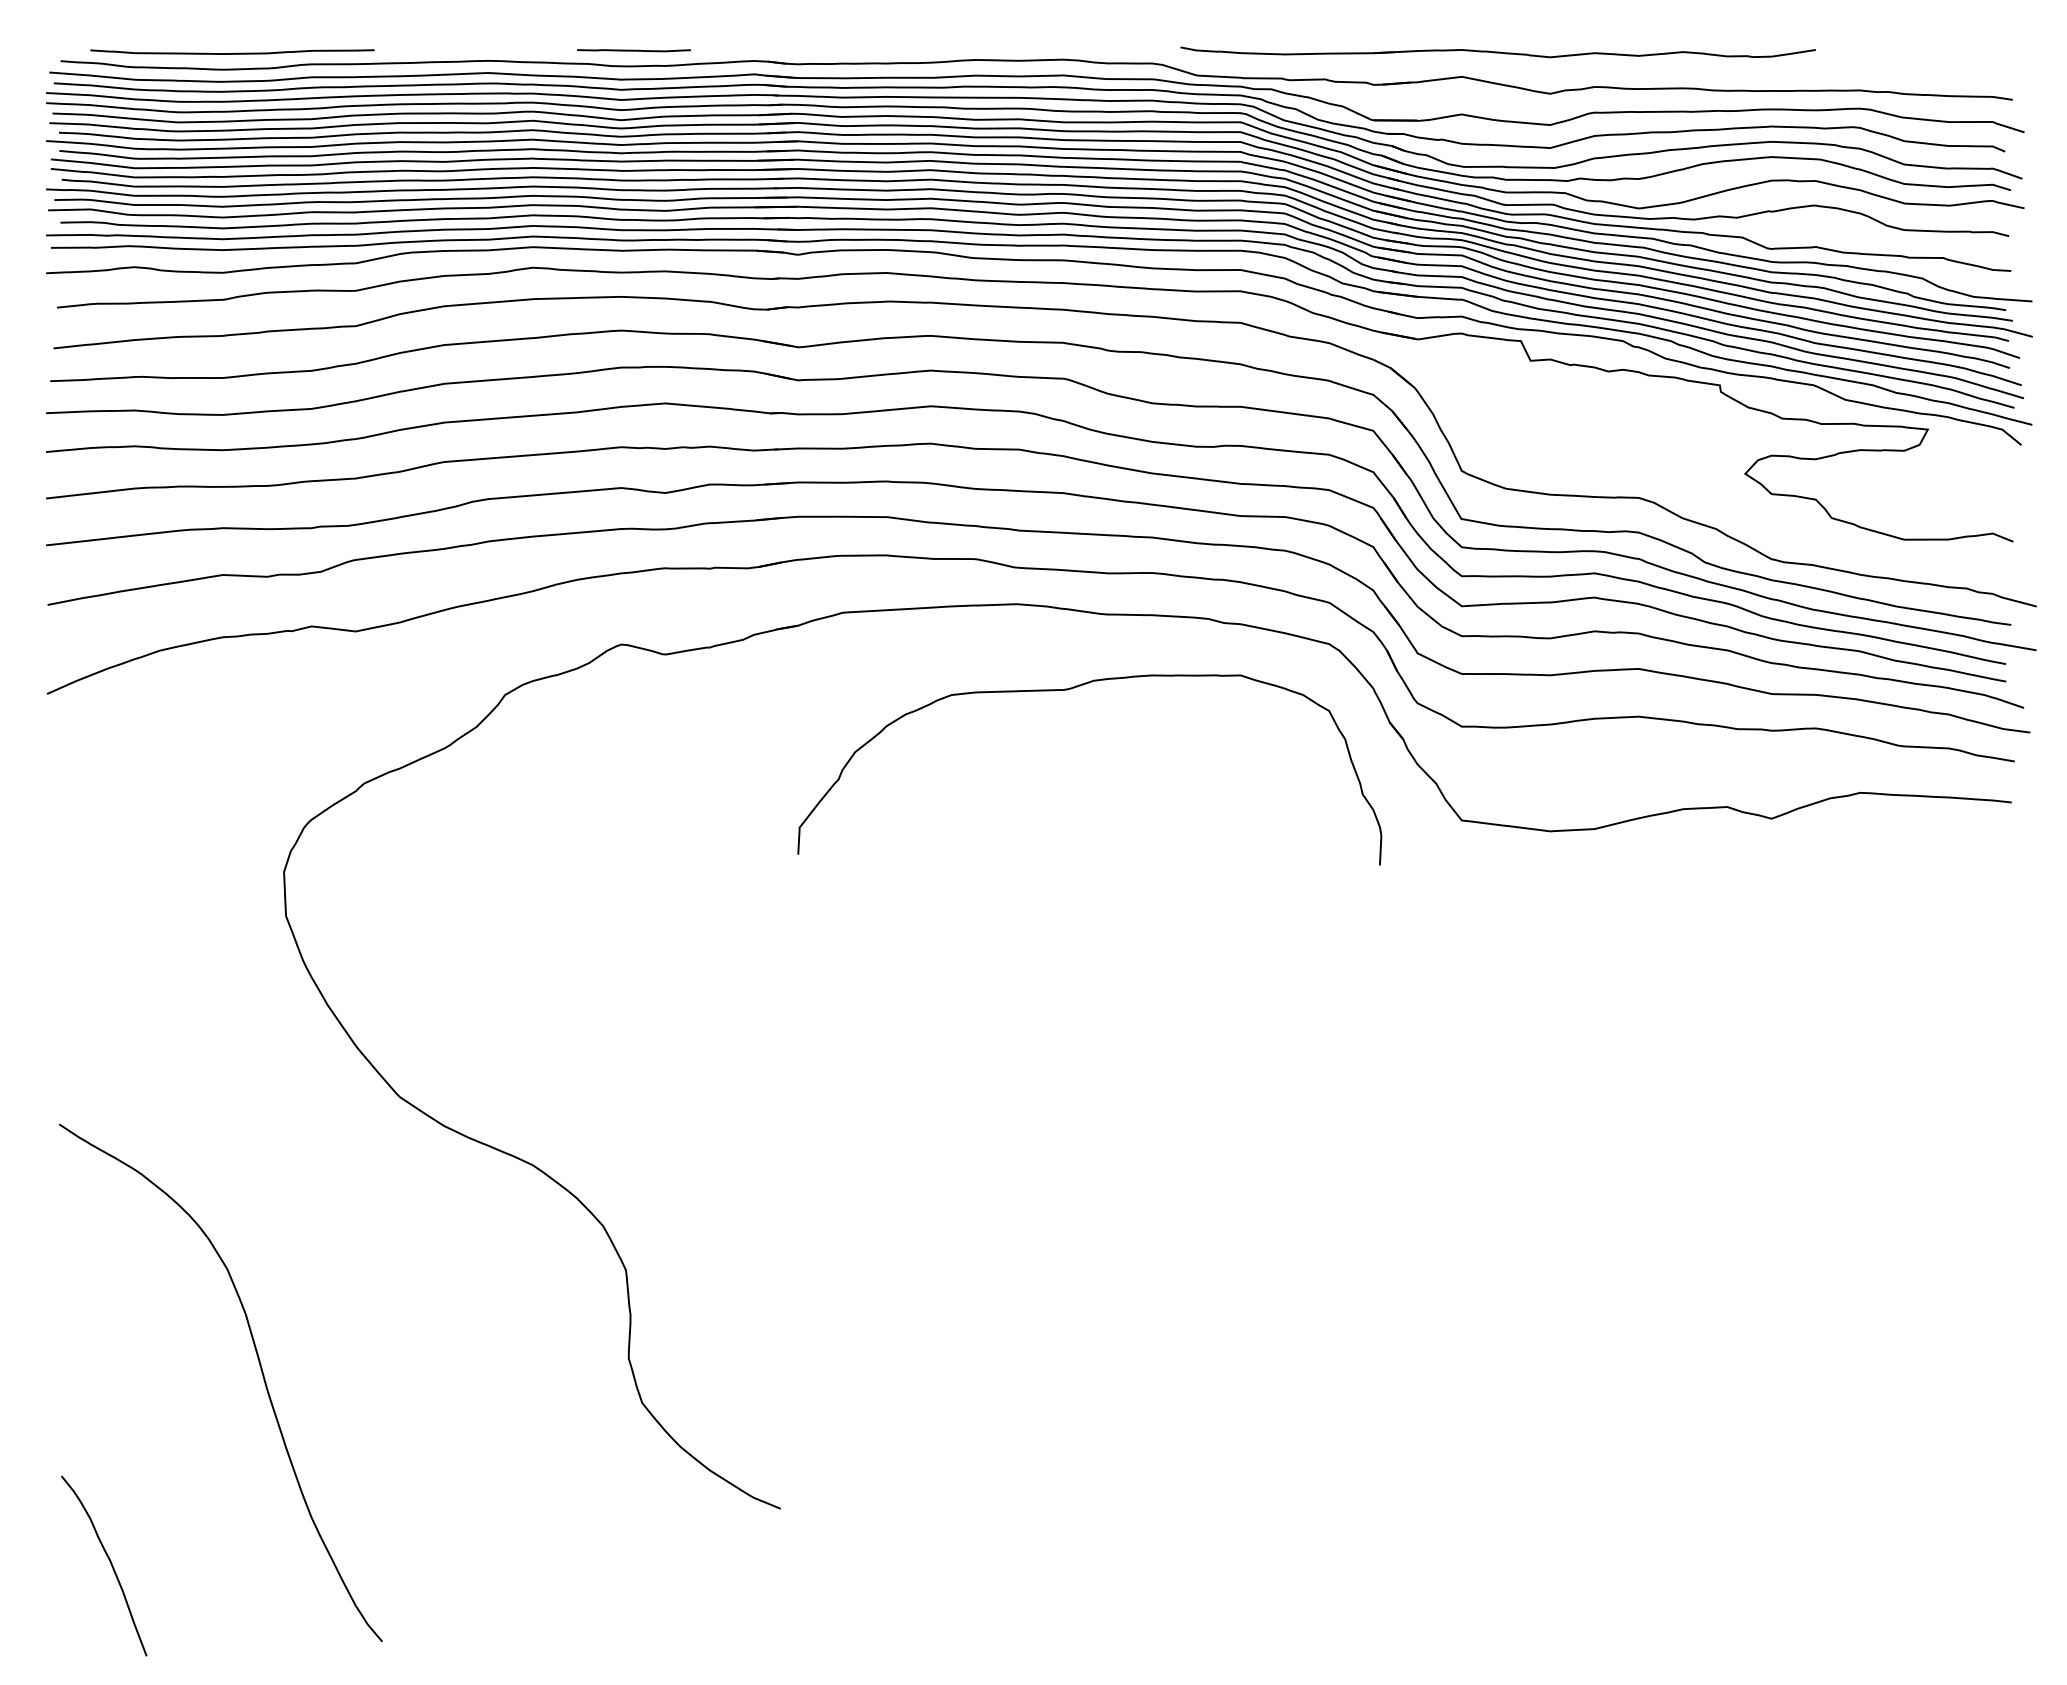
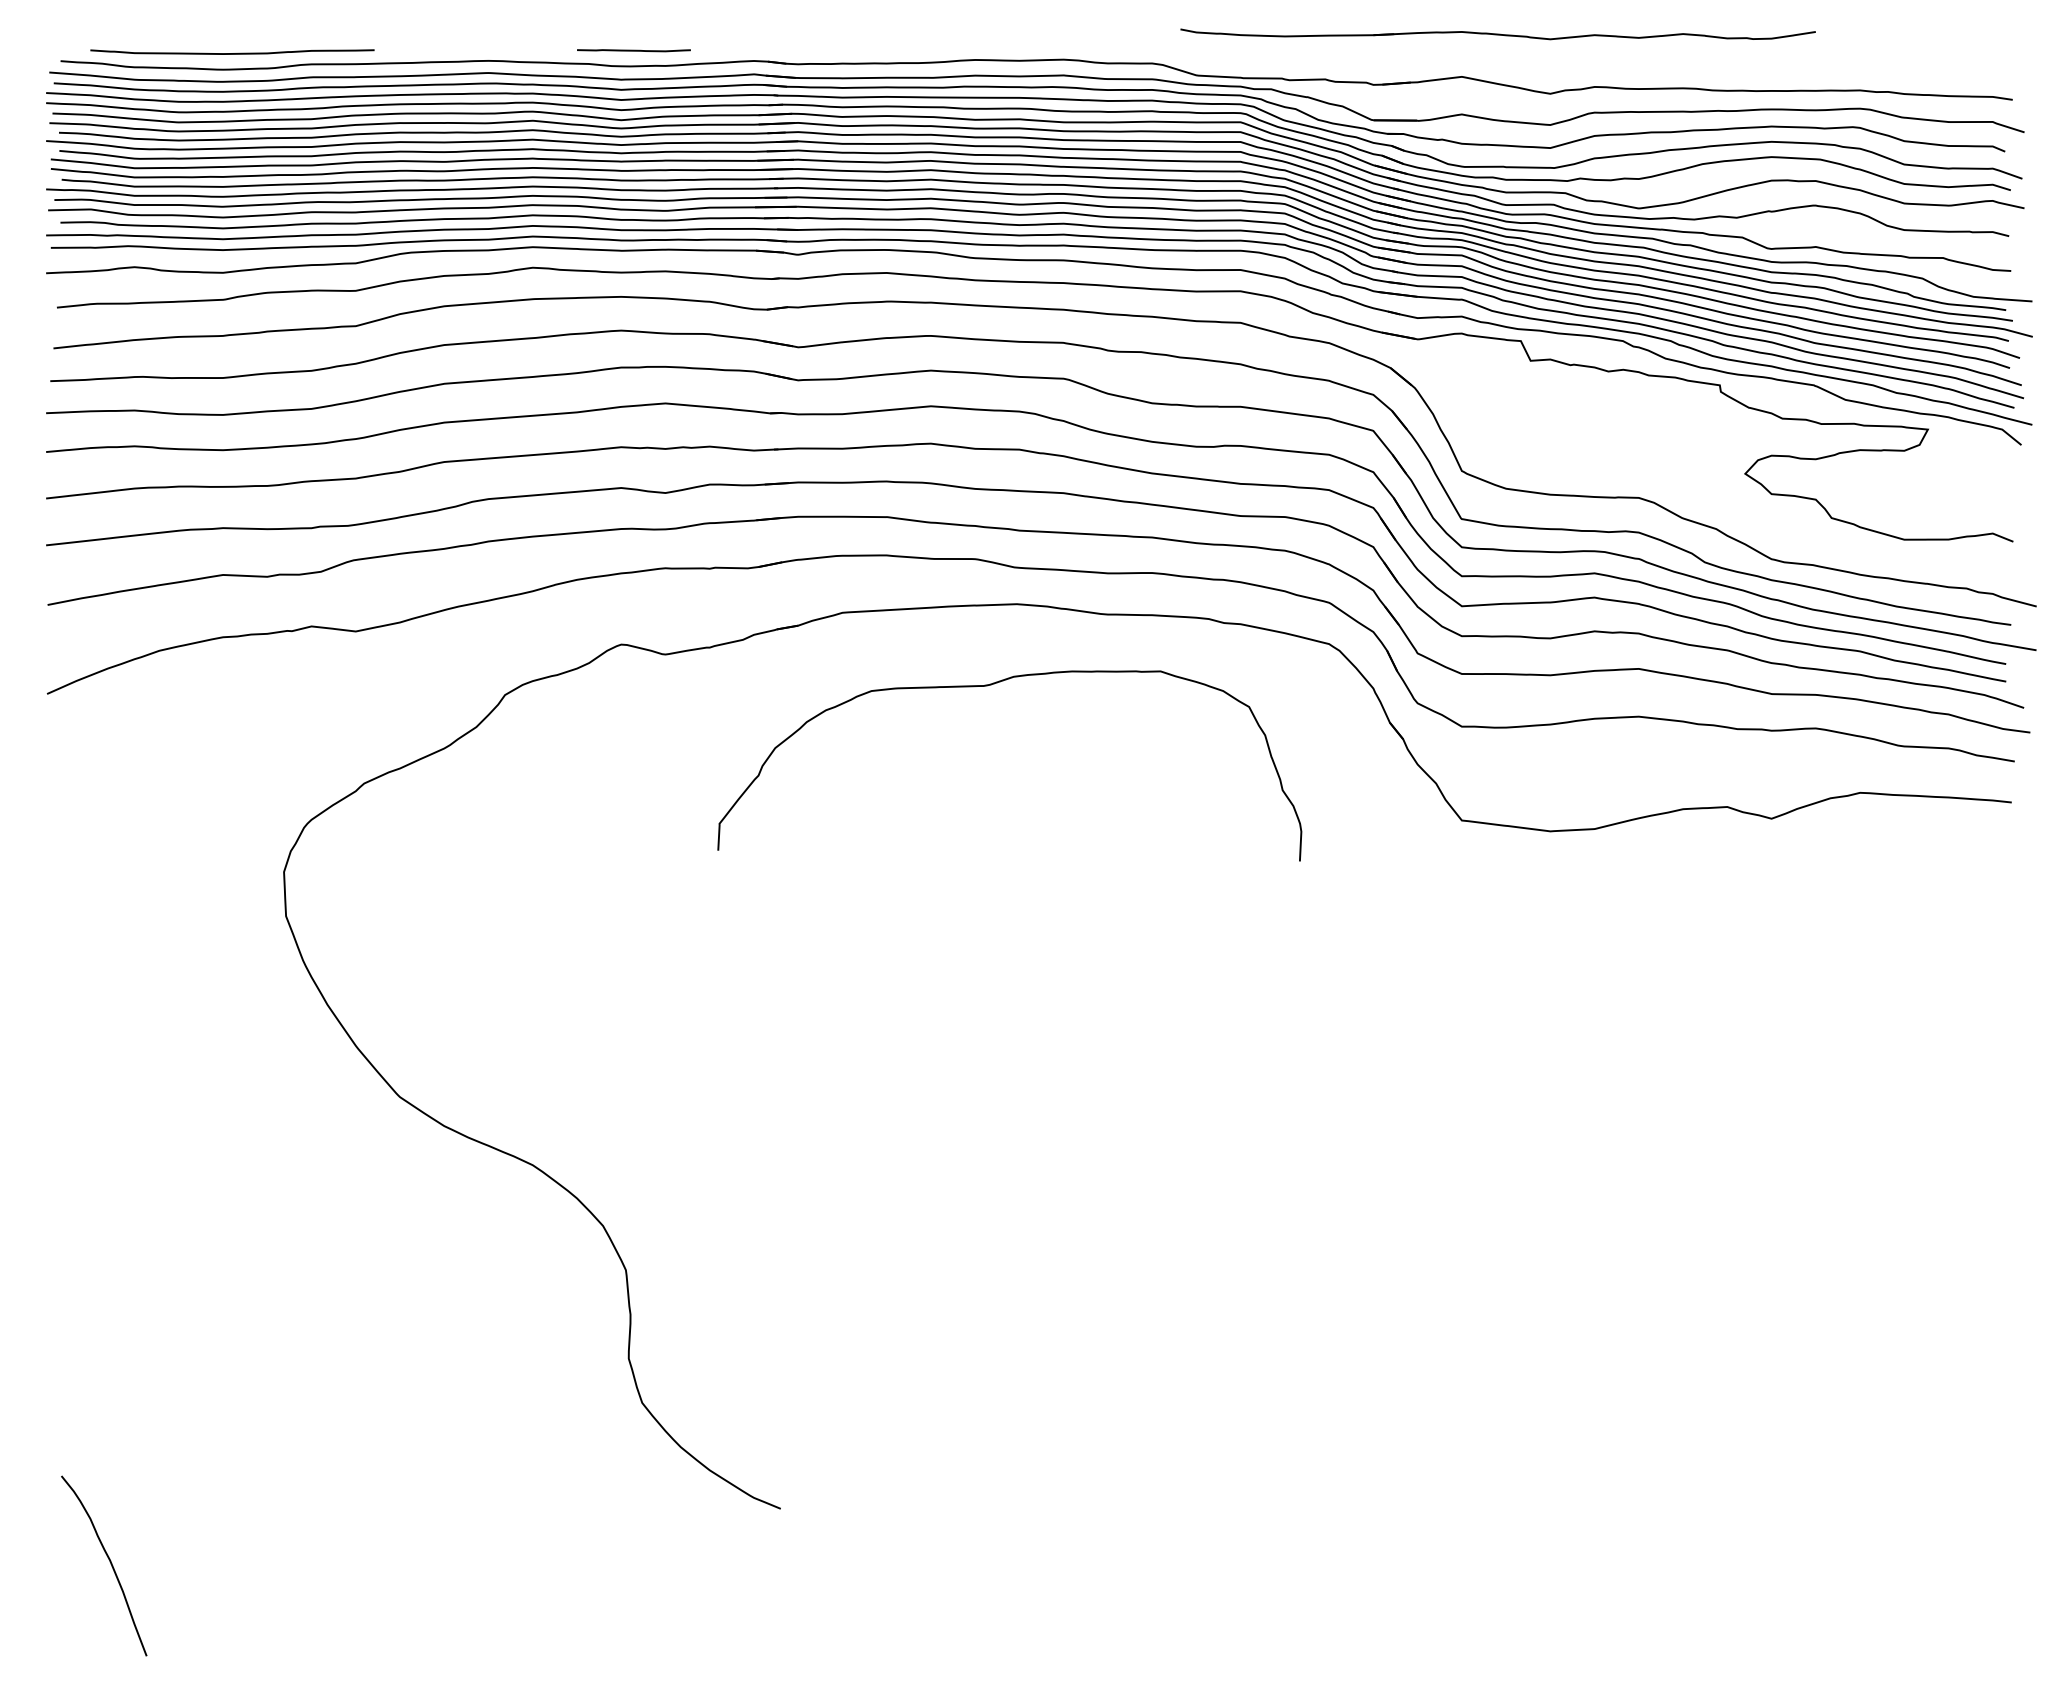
part position: (1497, 52) -> (1497, 34) (1497, 34)
curve position: (1071, 689) -> (991, 685) (991, 685)
curve: present -> none (261, 1373)
